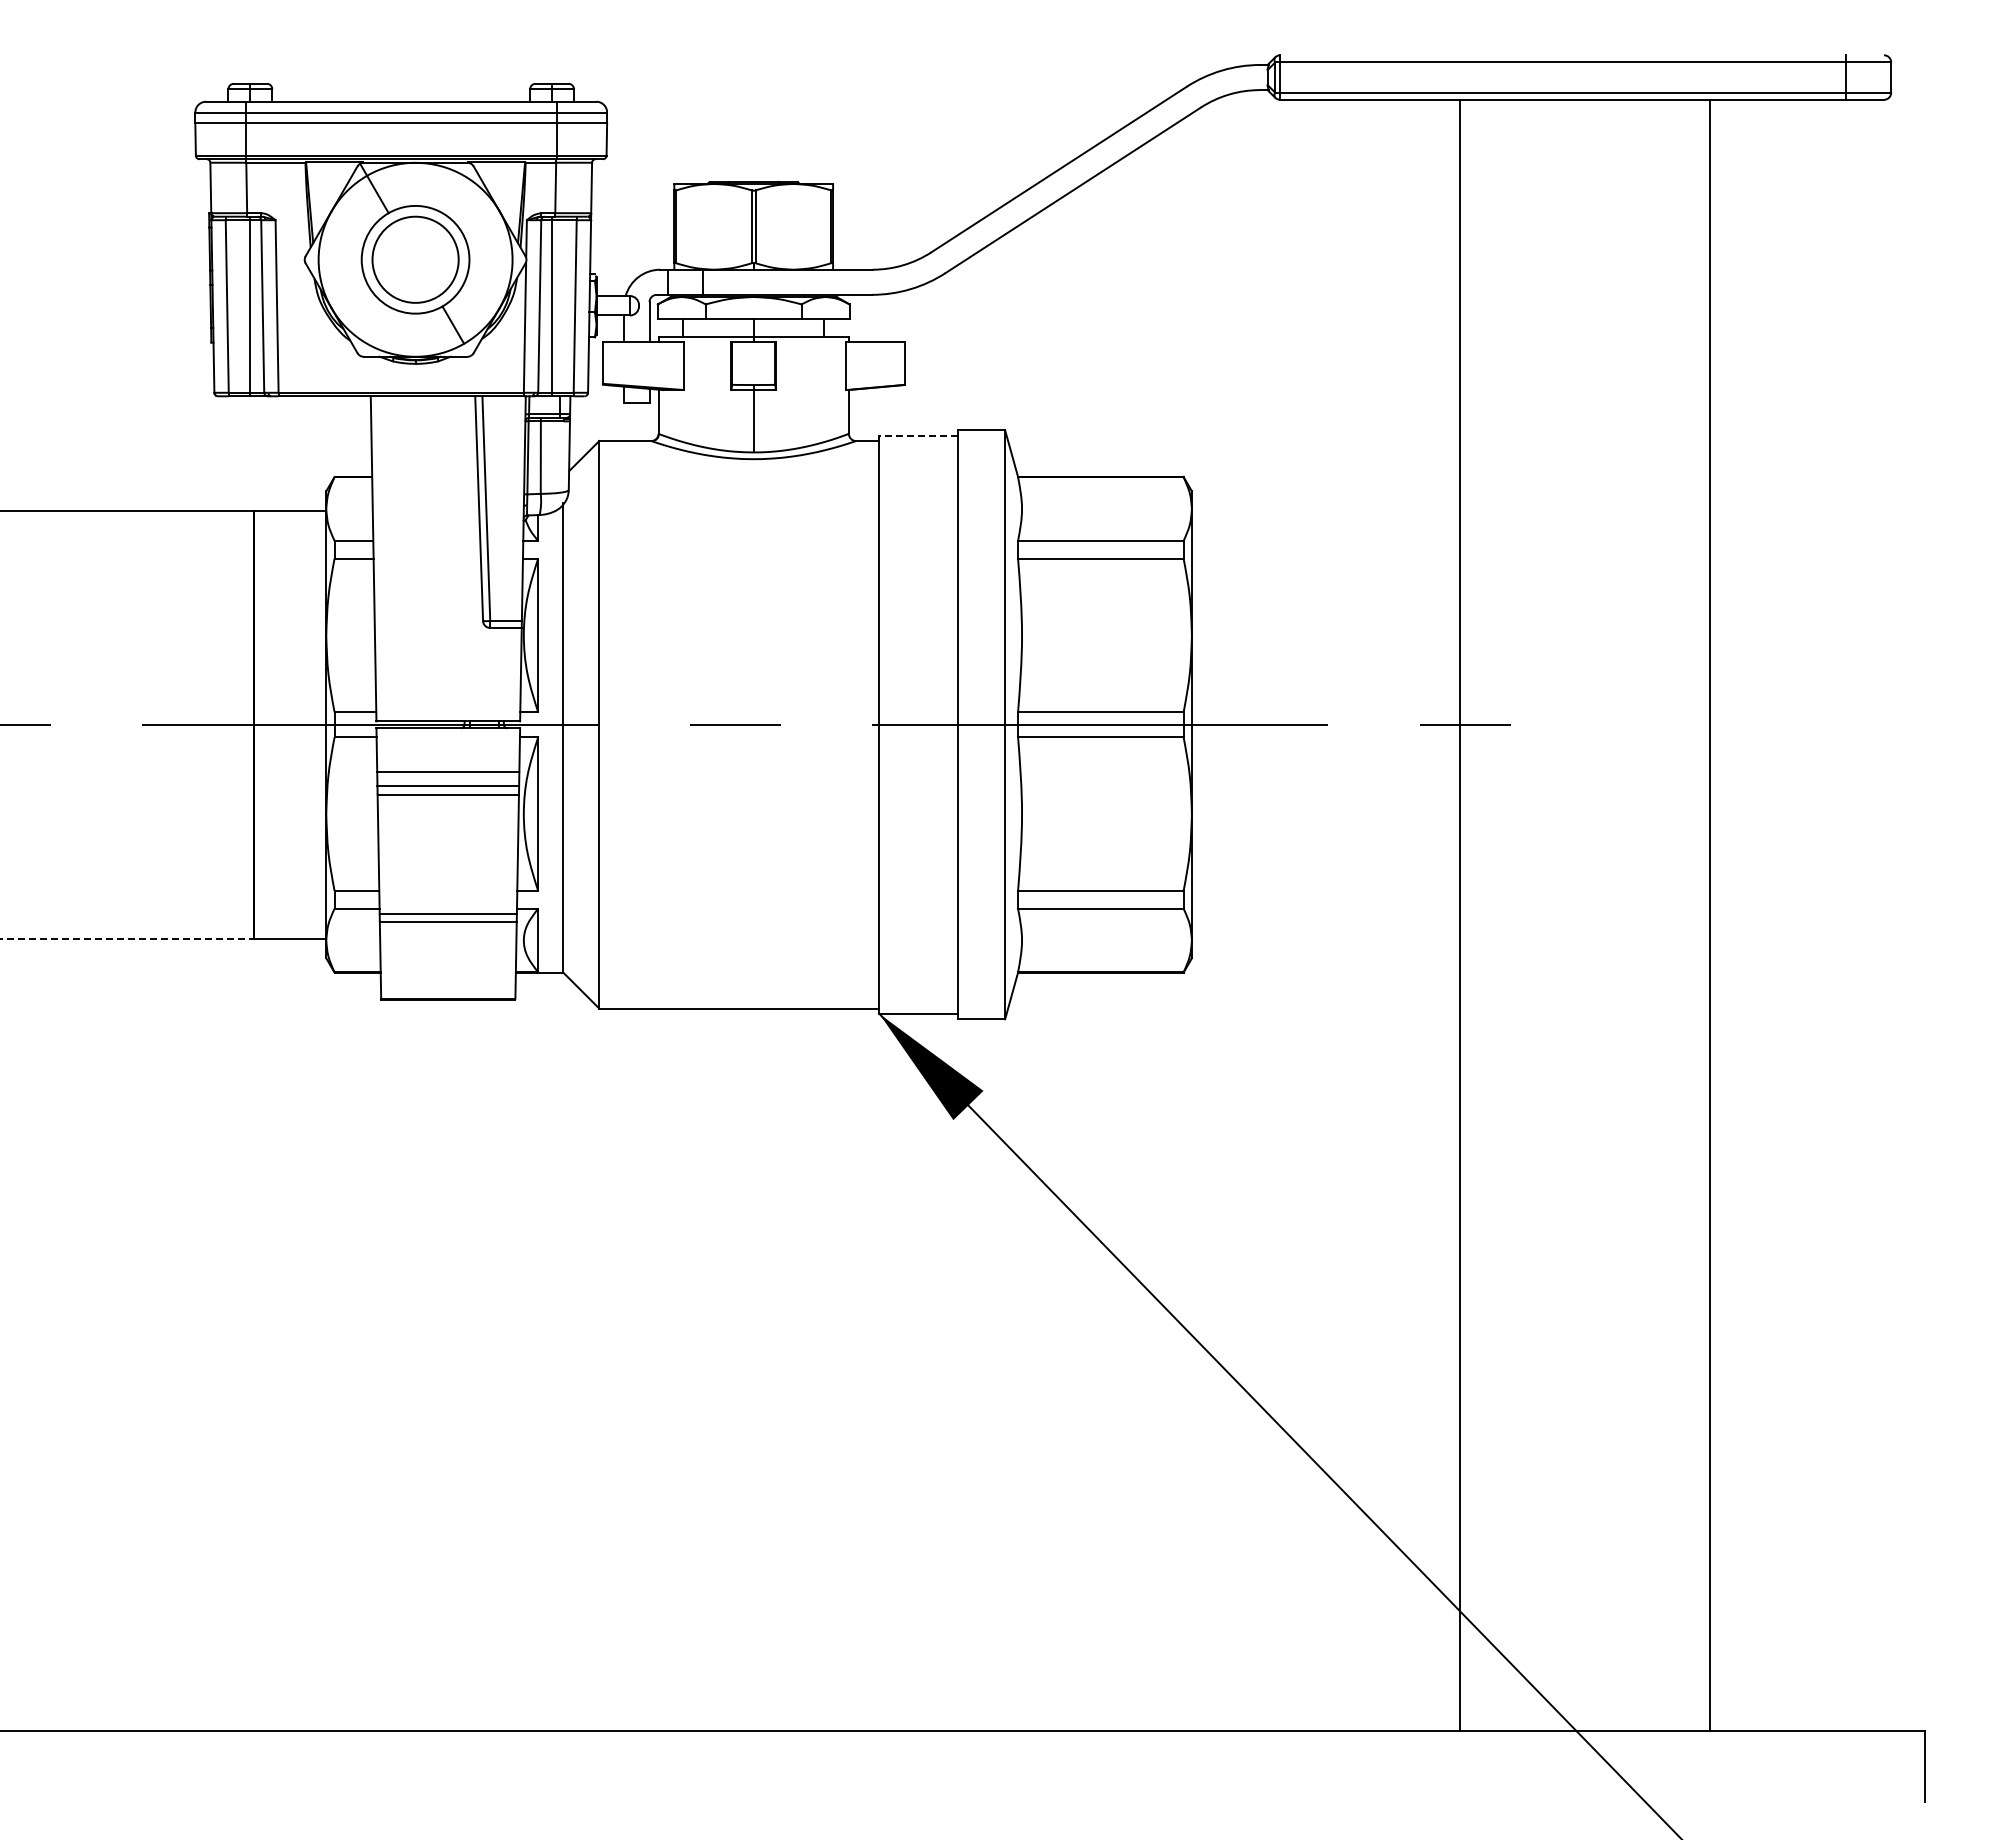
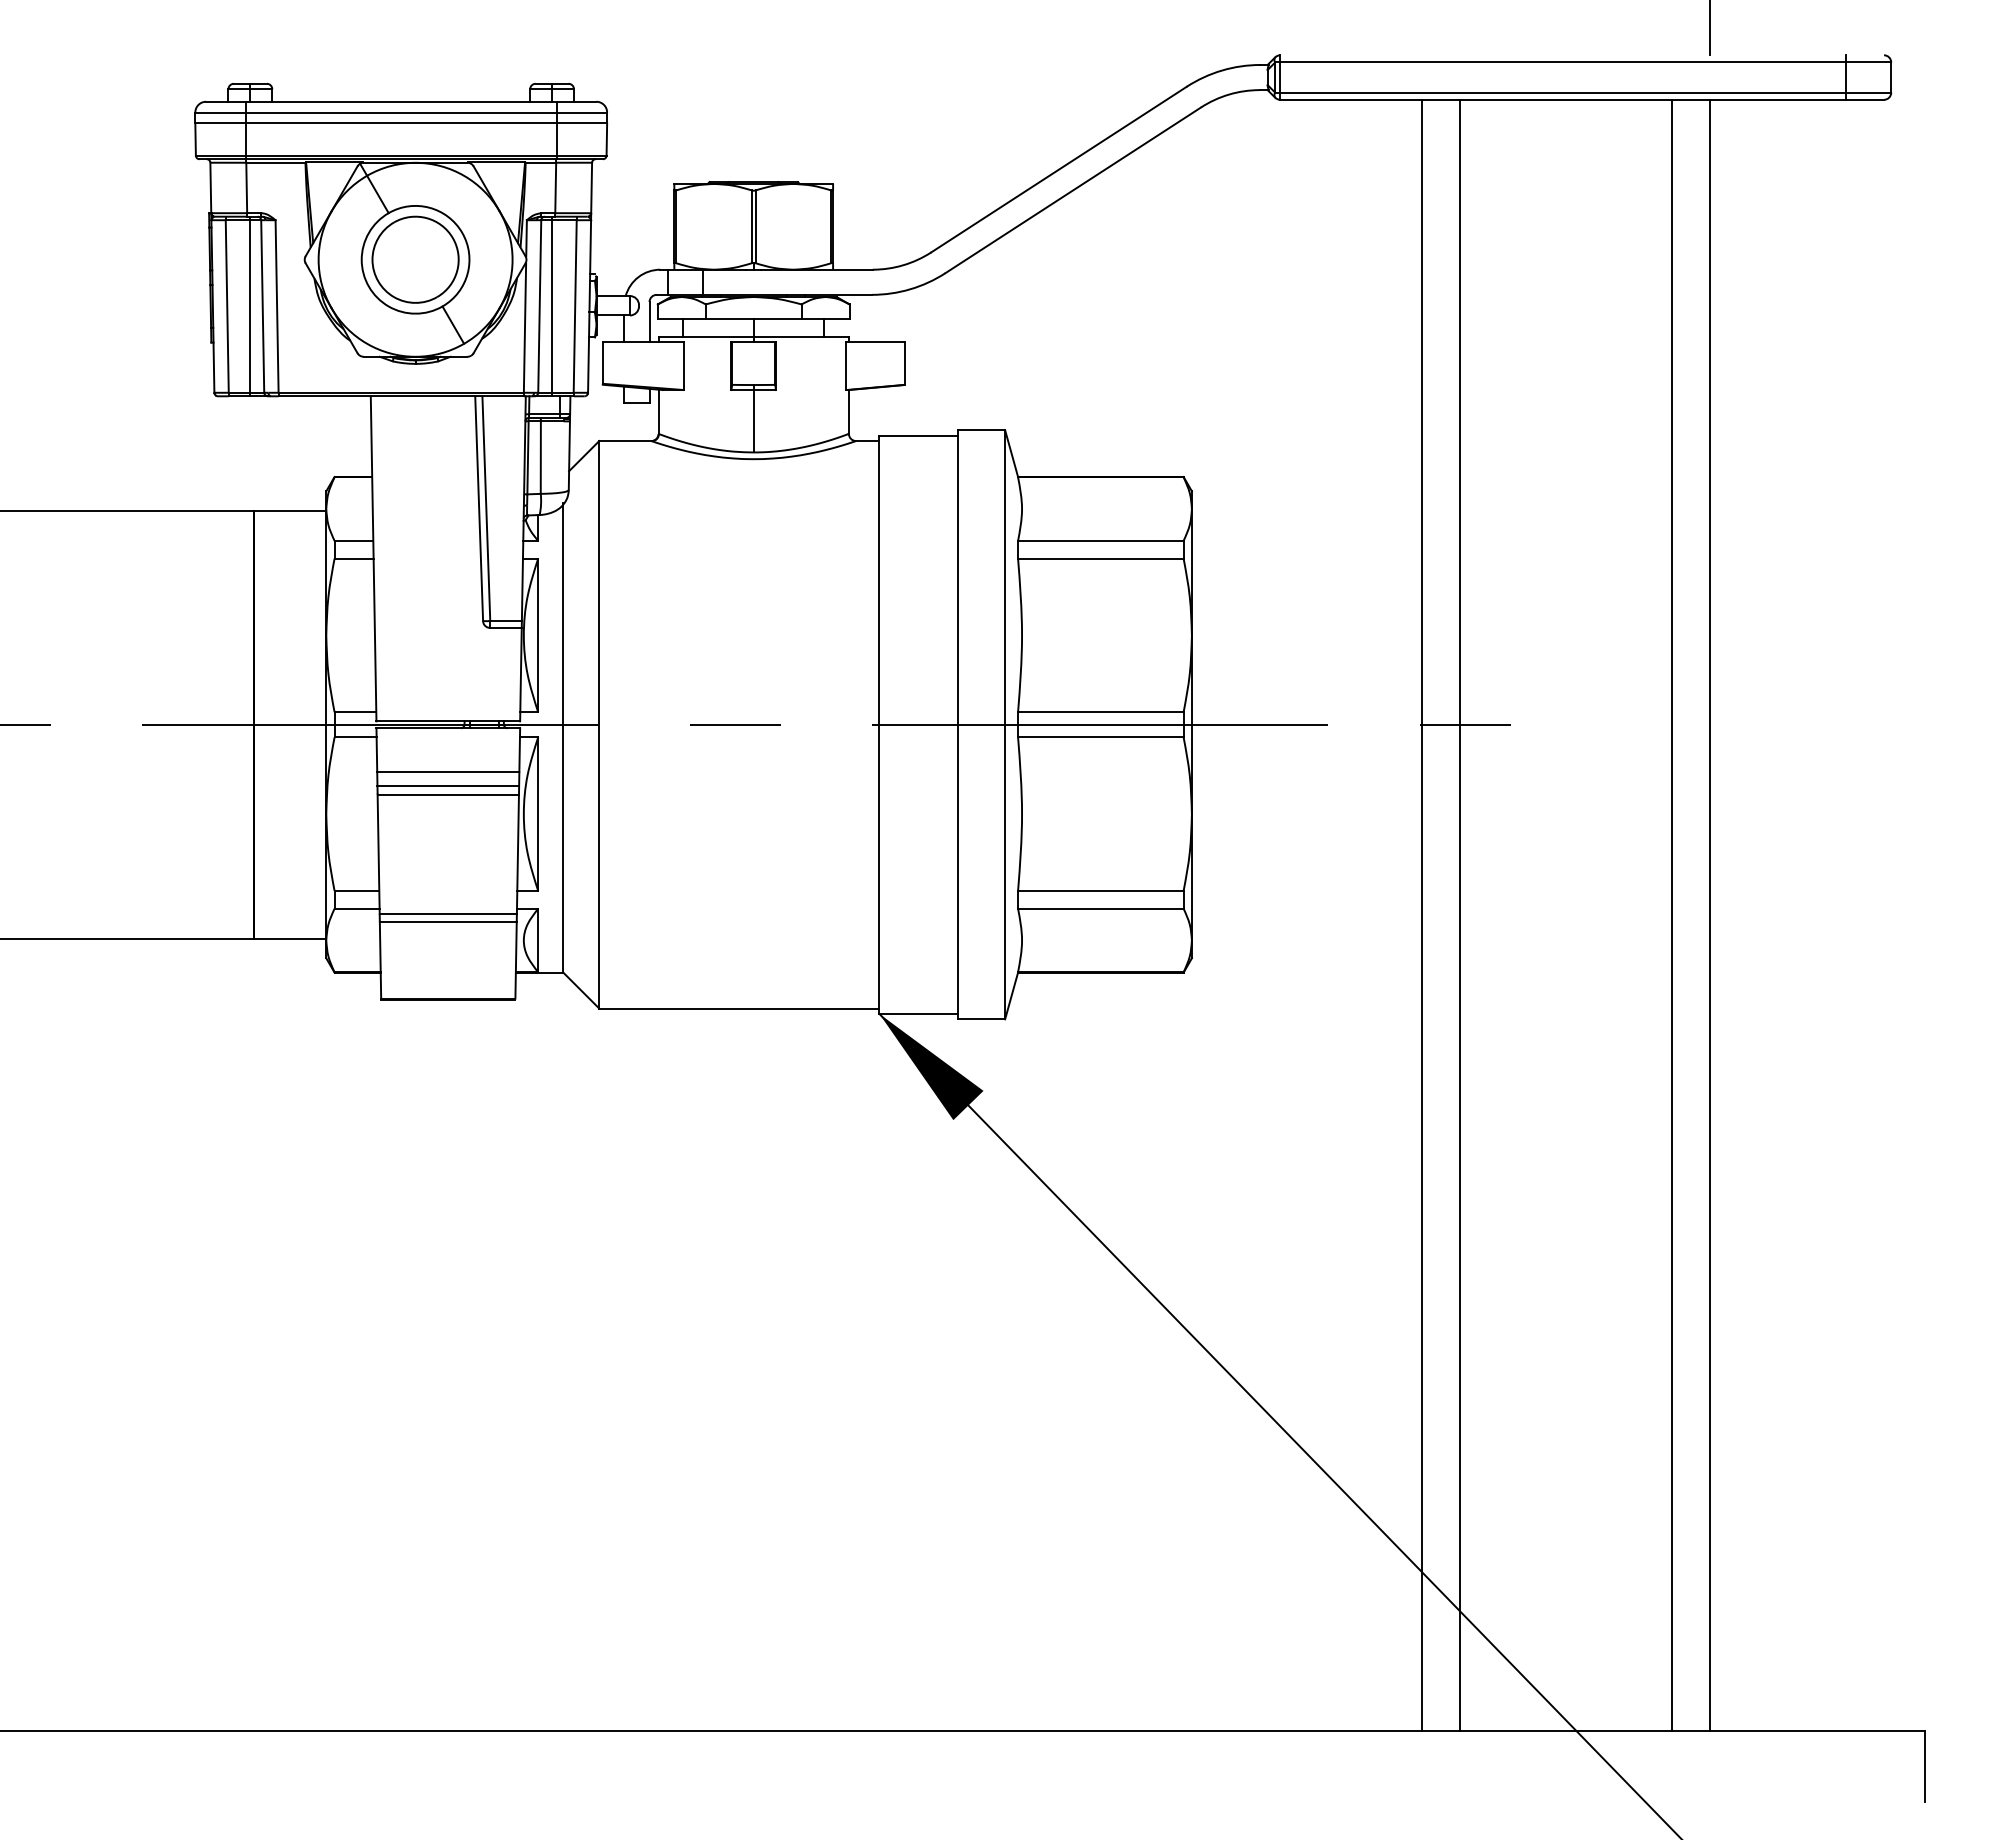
line: none -> present (1709, 28)
line: dashed -> solid (918, 435)
line: none -> present (1422, 914)
line: none -> present (1672, 914)
line: dashed -> solid (127, 938)
